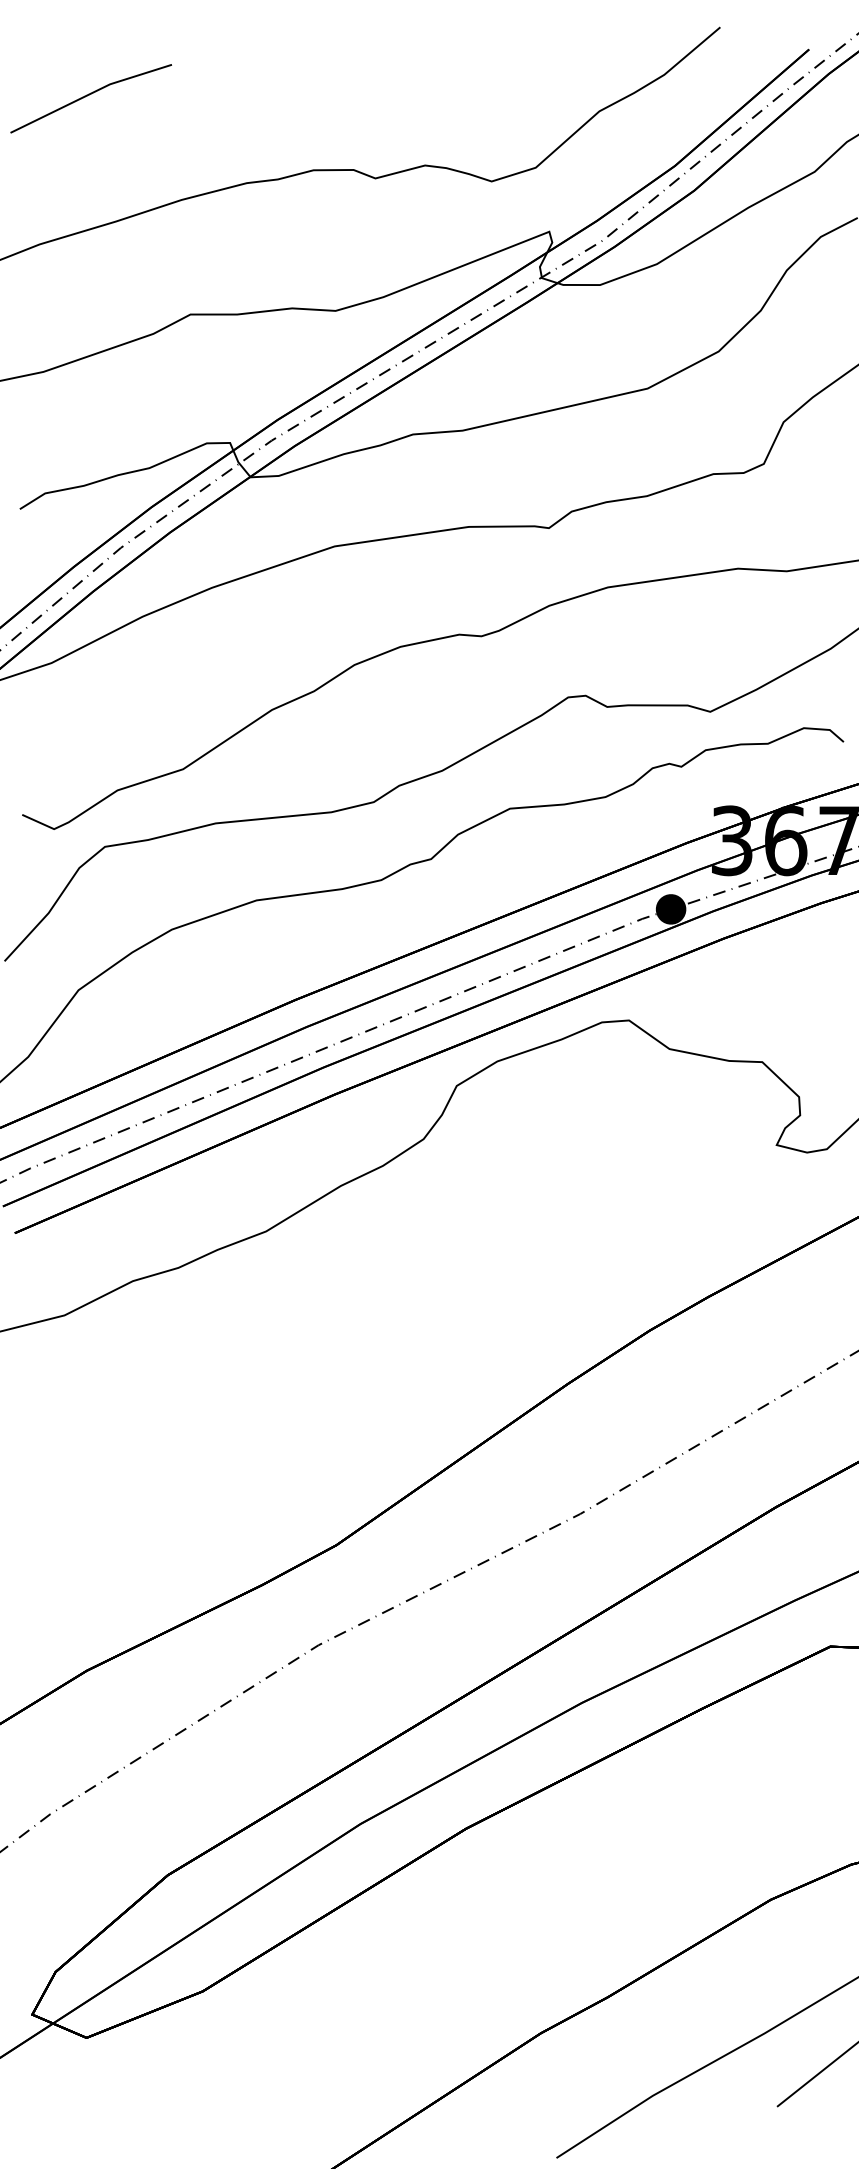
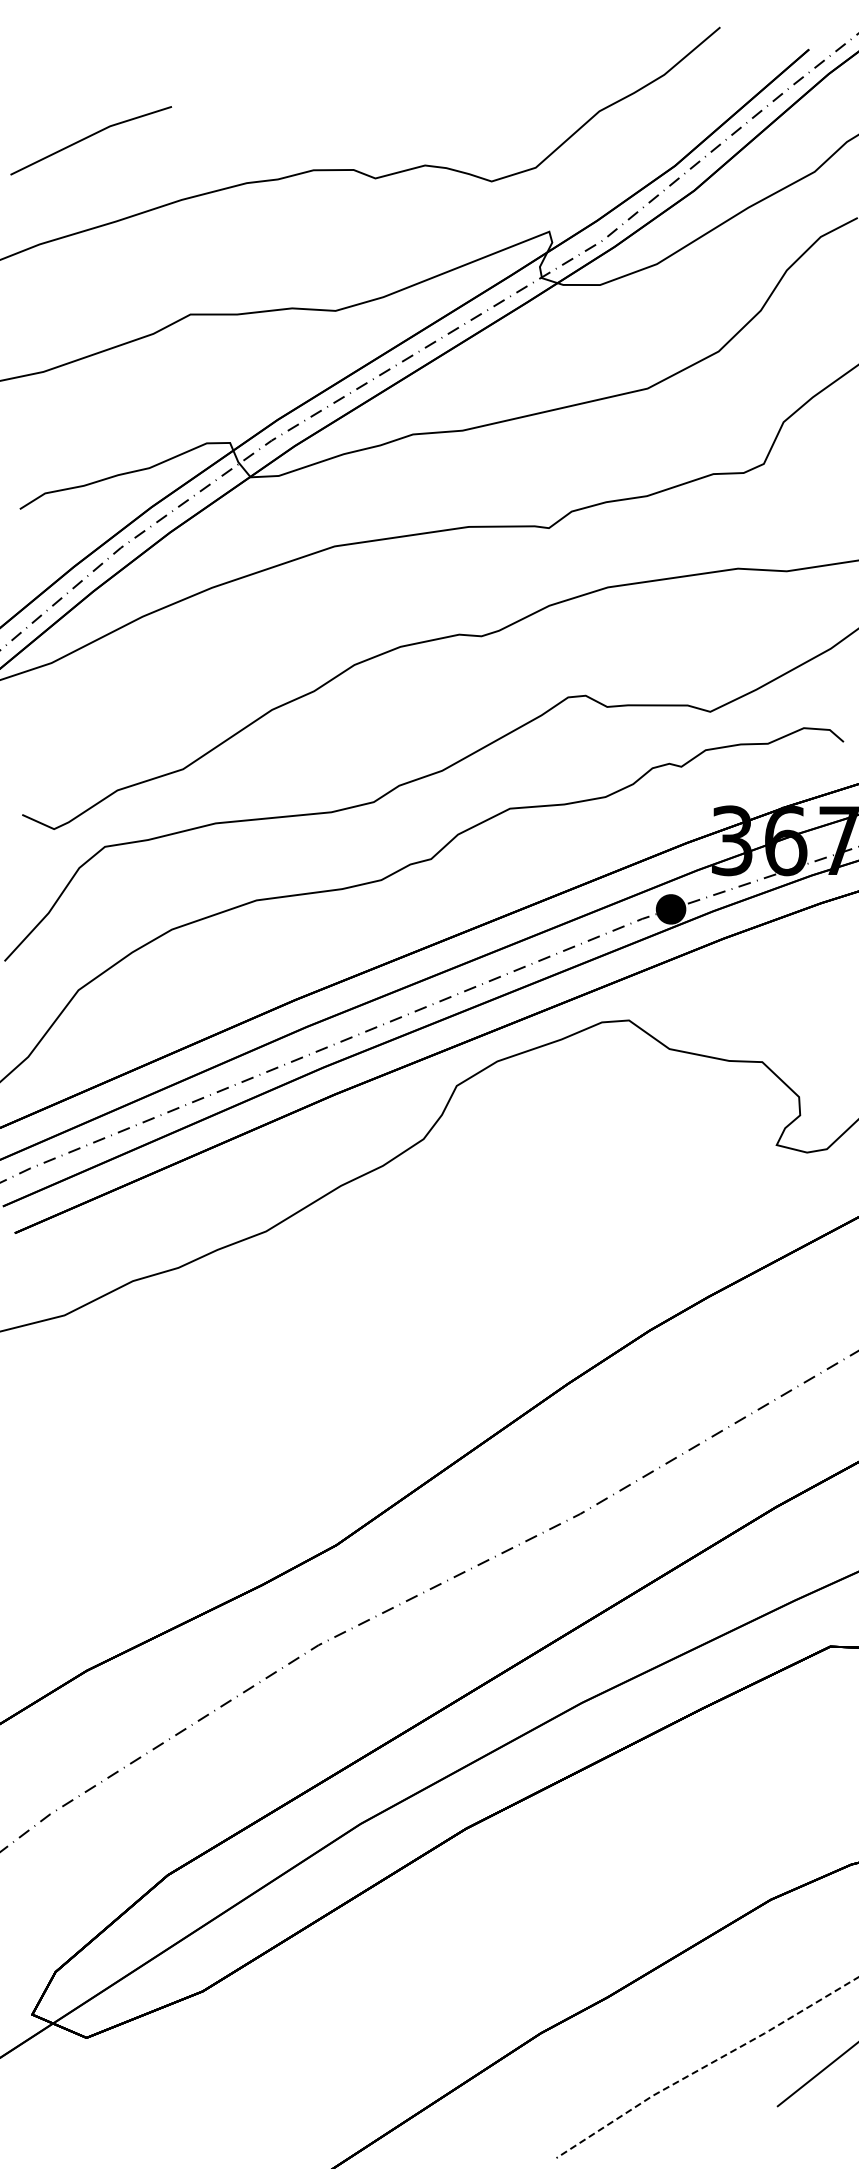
line position: (89, 95) -> (89, 137) (89, 137)
line: solid -> dashed (706, 2065)
